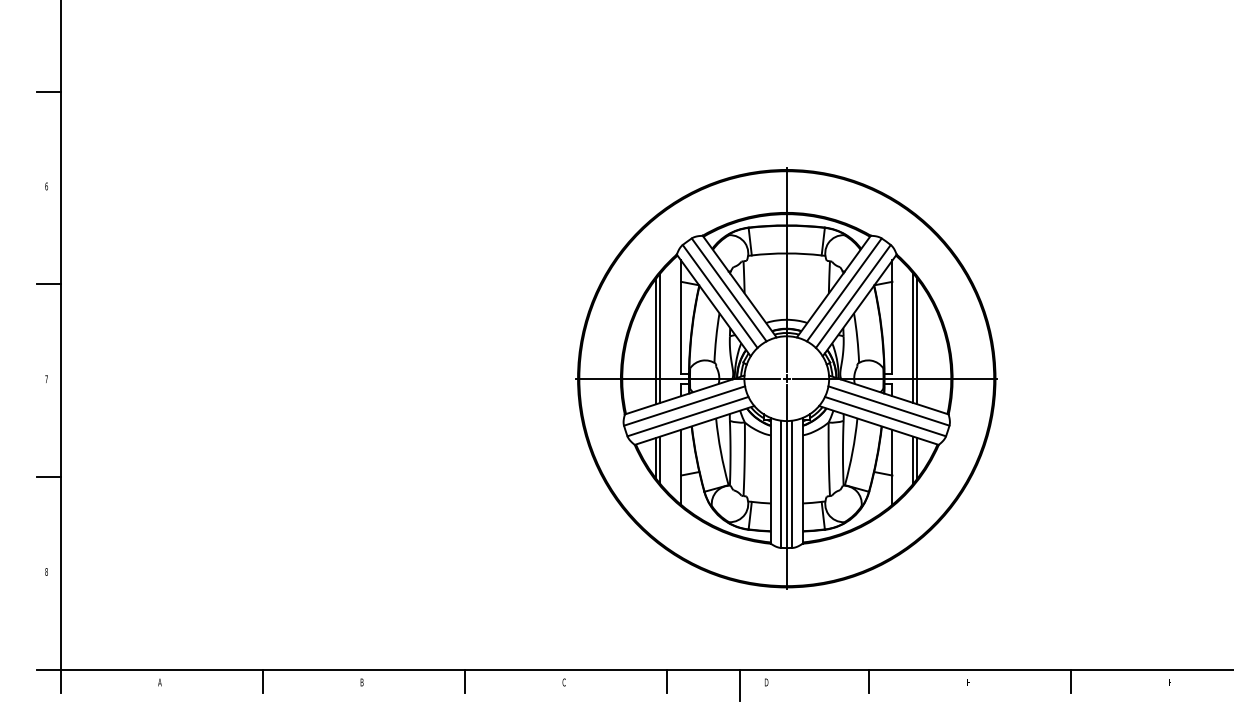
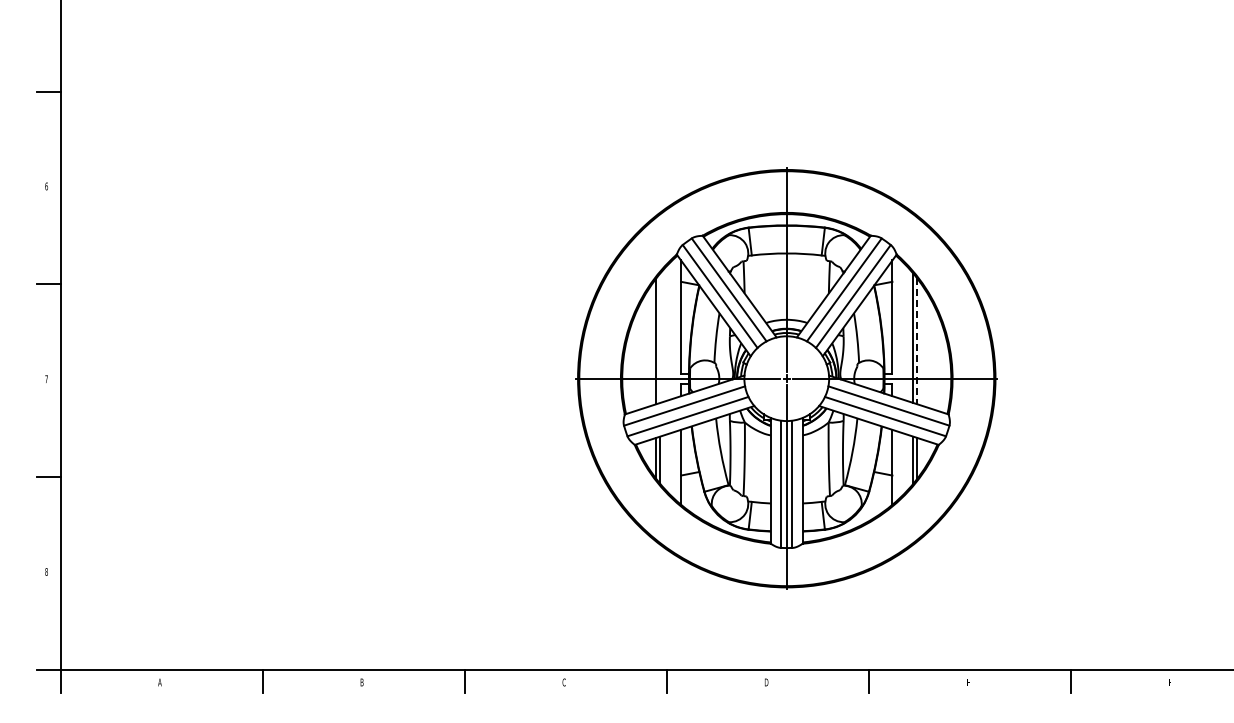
line: present -> none (660, 337)
line: solid -> dashed (917, 341)
line: present -> none (739, 685)
